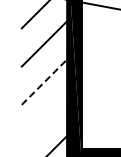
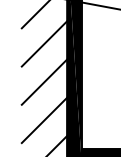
line: dashed -> solid (44, 82)
line: none -> present (44, 120)
